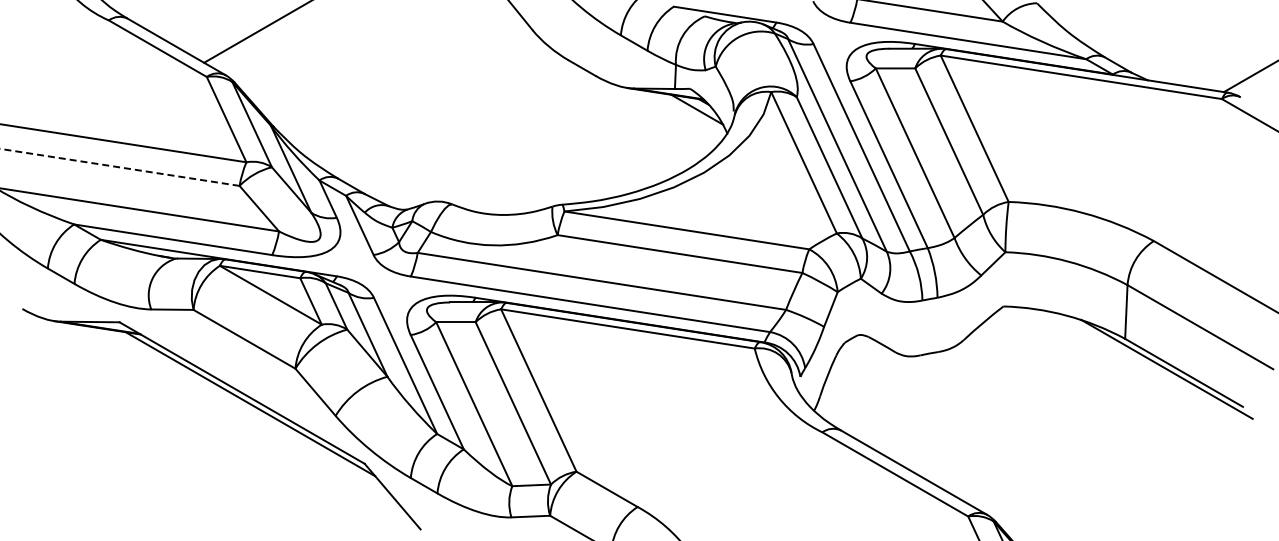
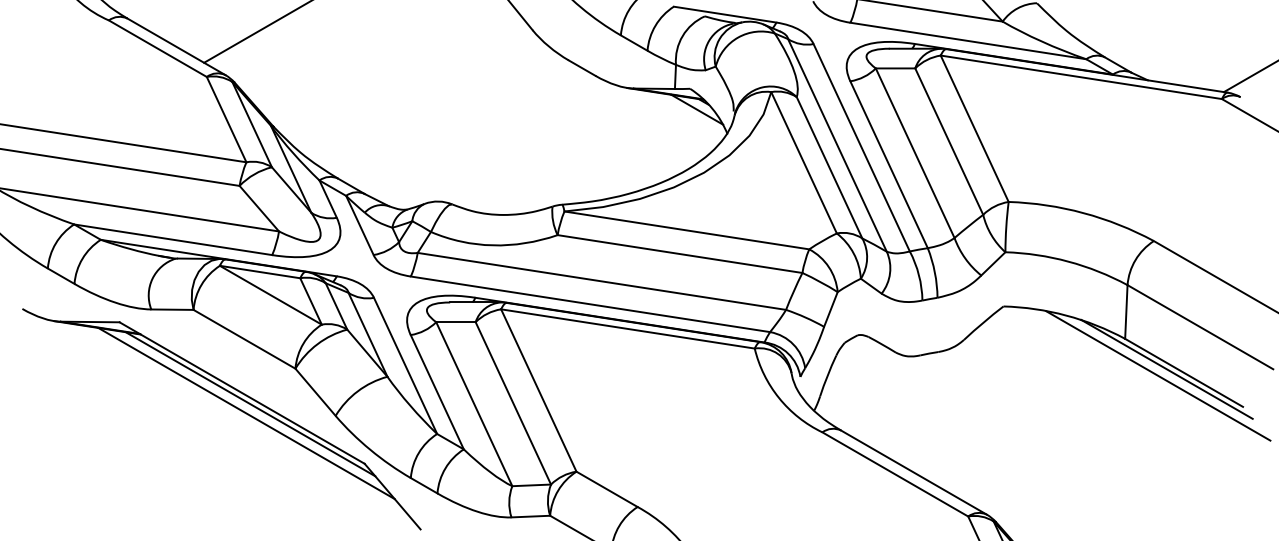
line: dashed -> solid (120, 167)
line: none -> present (1158, 375)
line: none -> present (246, 413)
